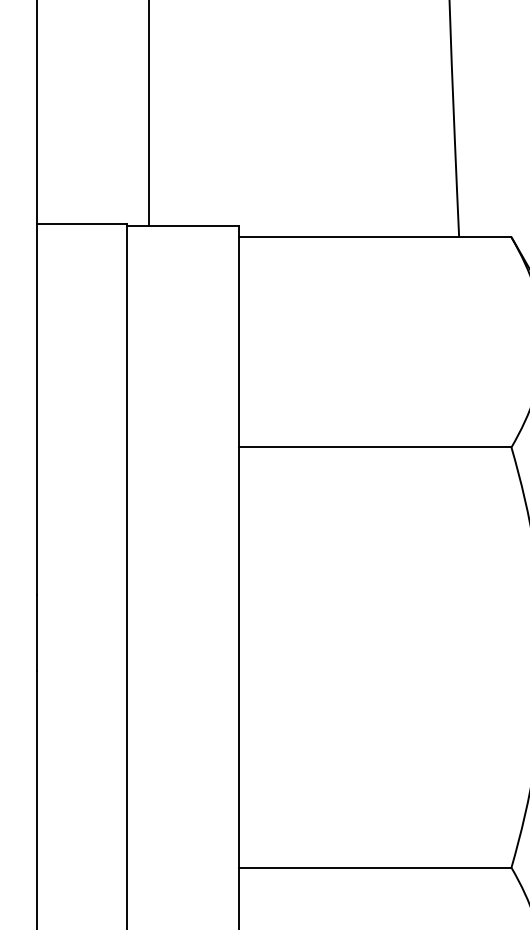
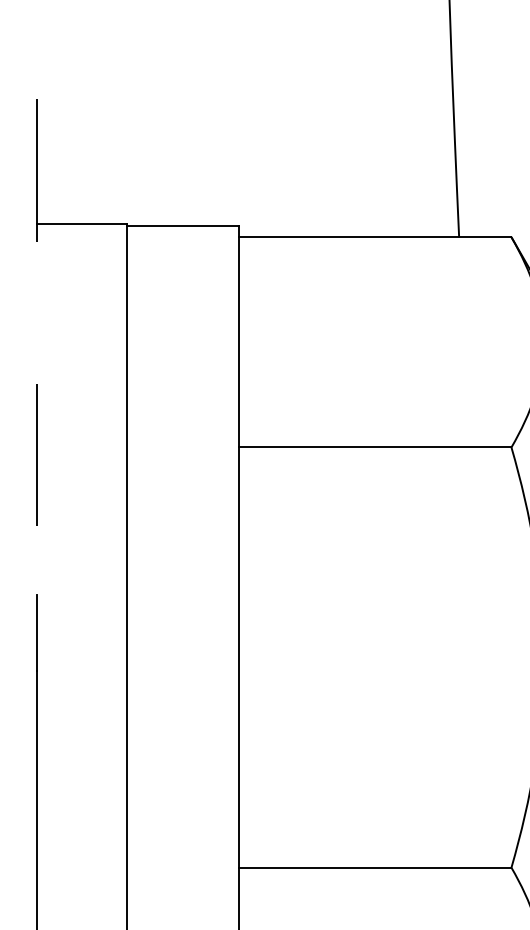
line: present -> none (149, 114)
line: solid -> dashed (37, 298)
